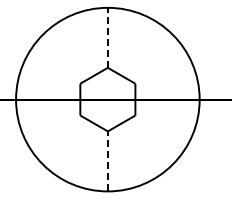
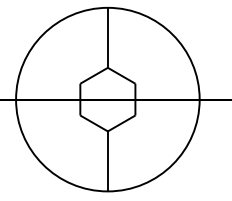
line: dashed -> solid (107, 37)
line: dashed -> solid (107, 161)
